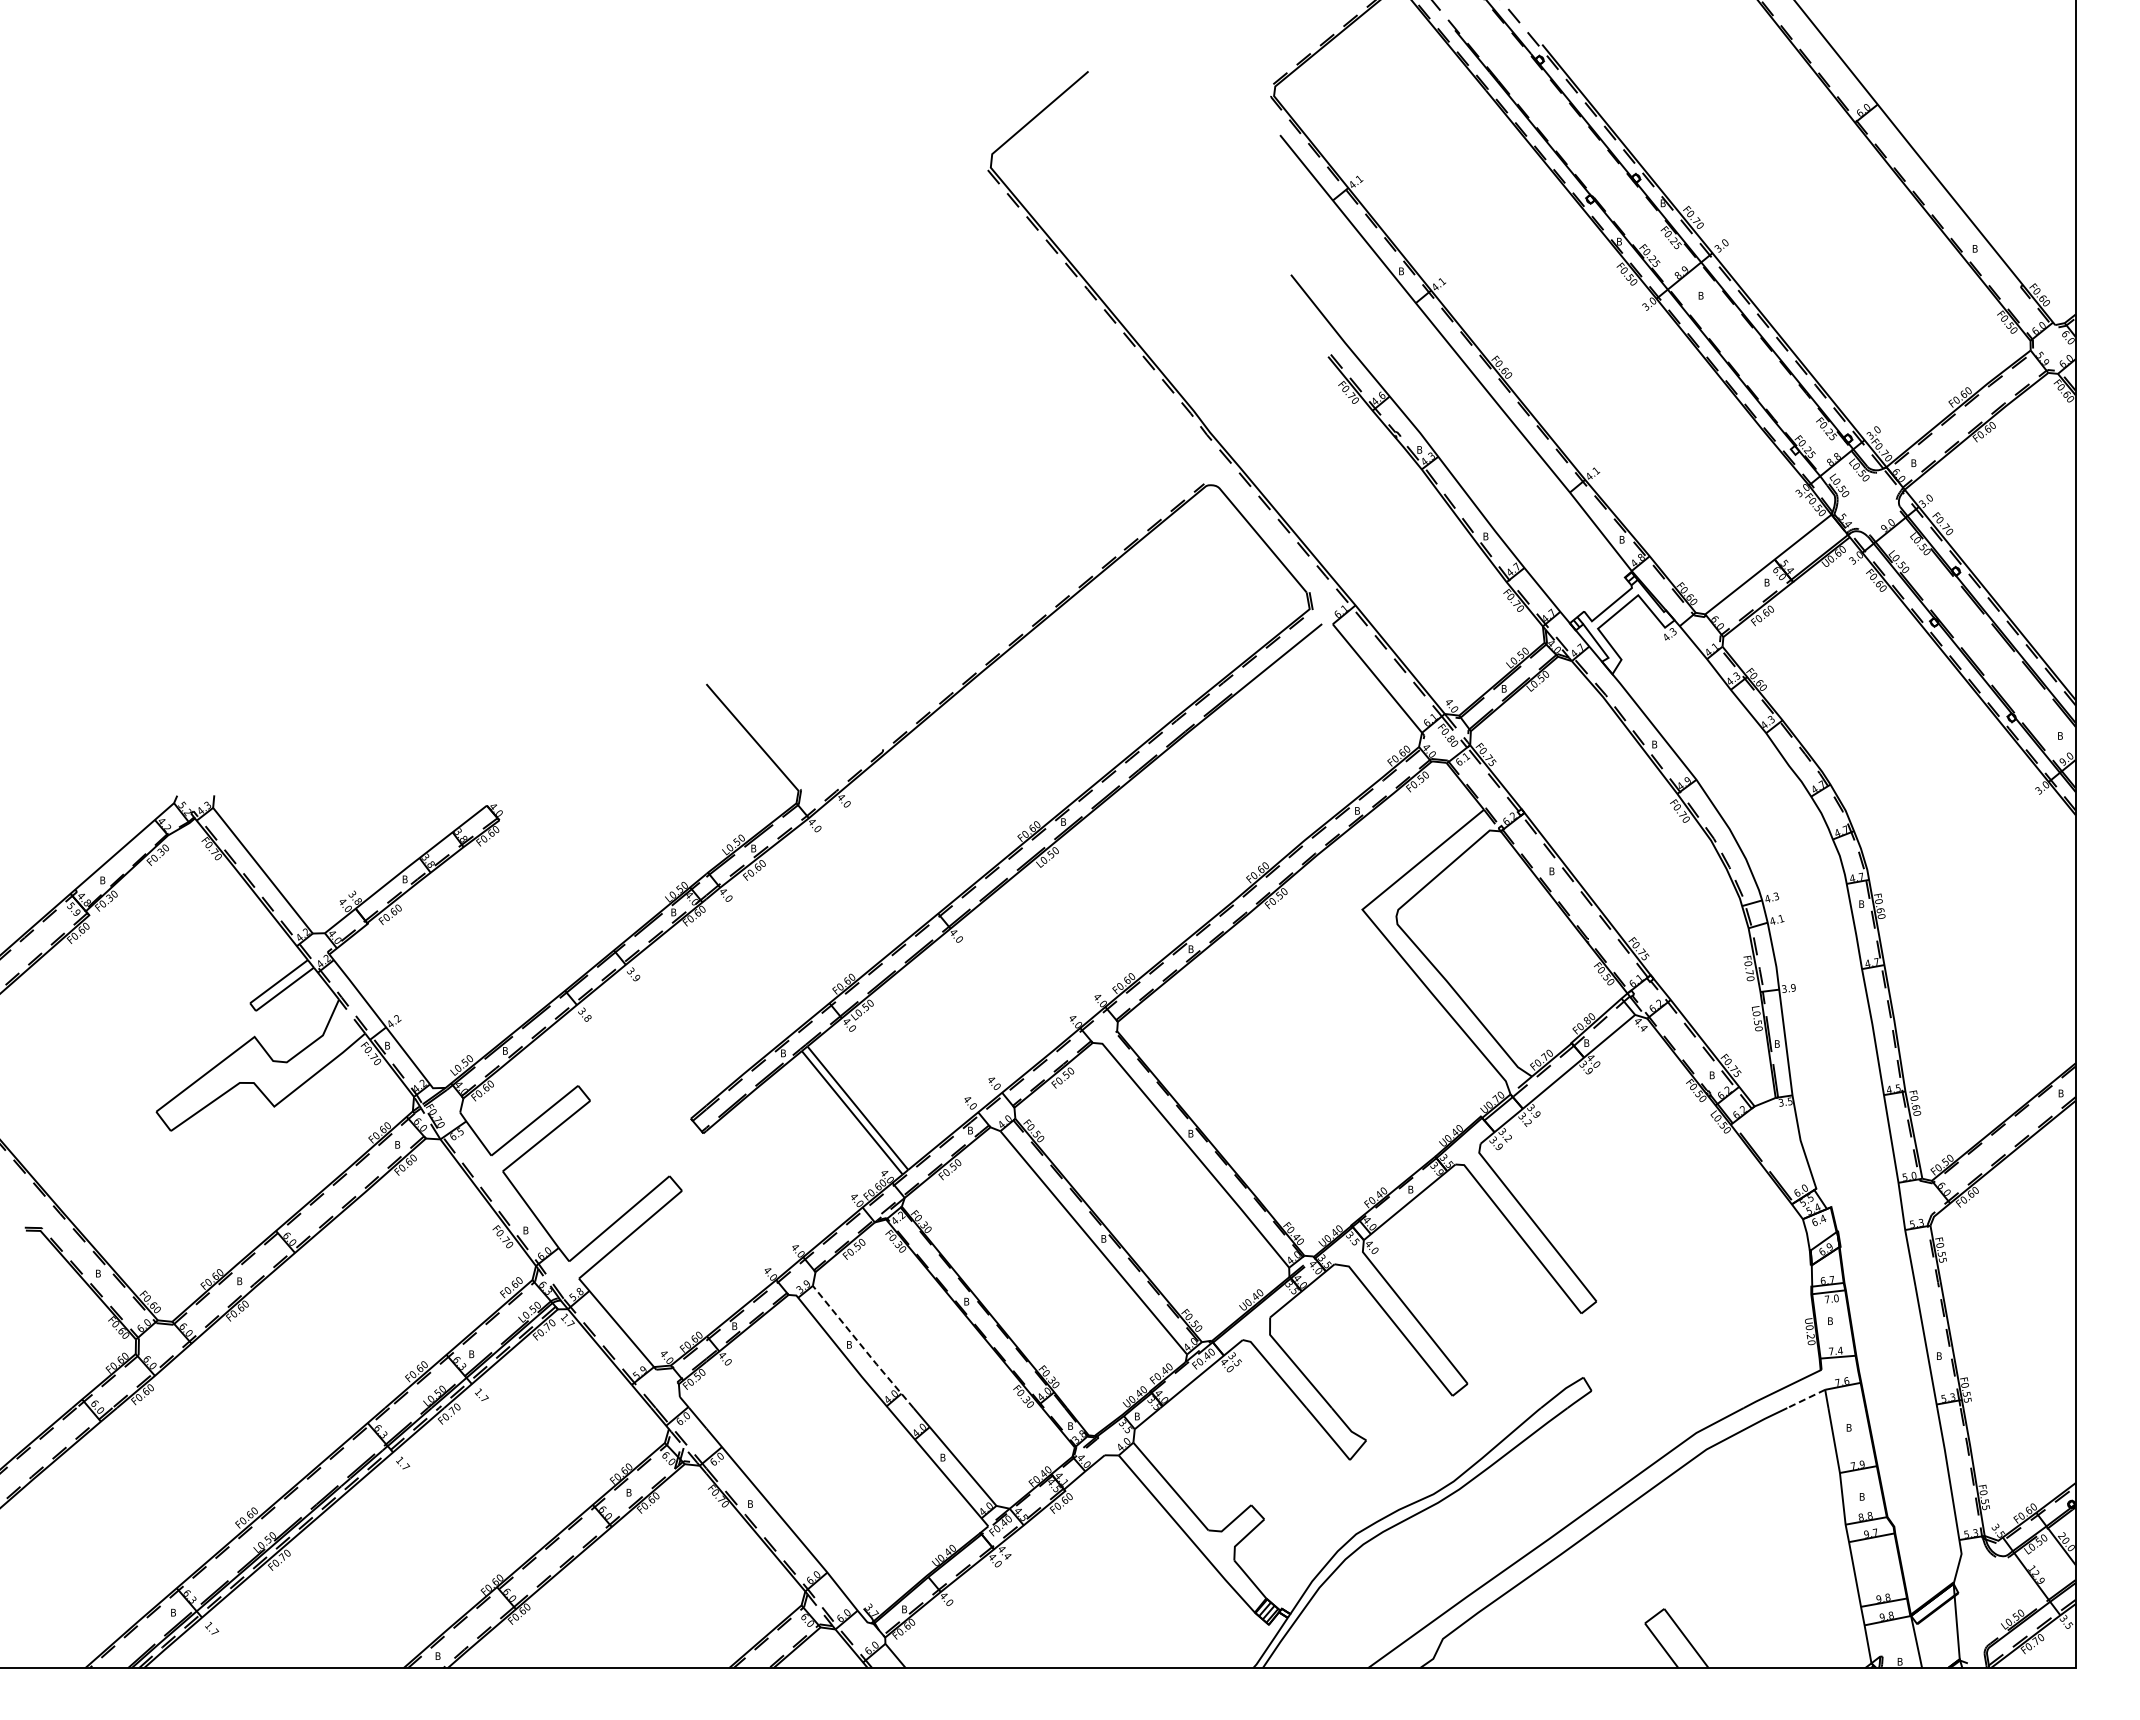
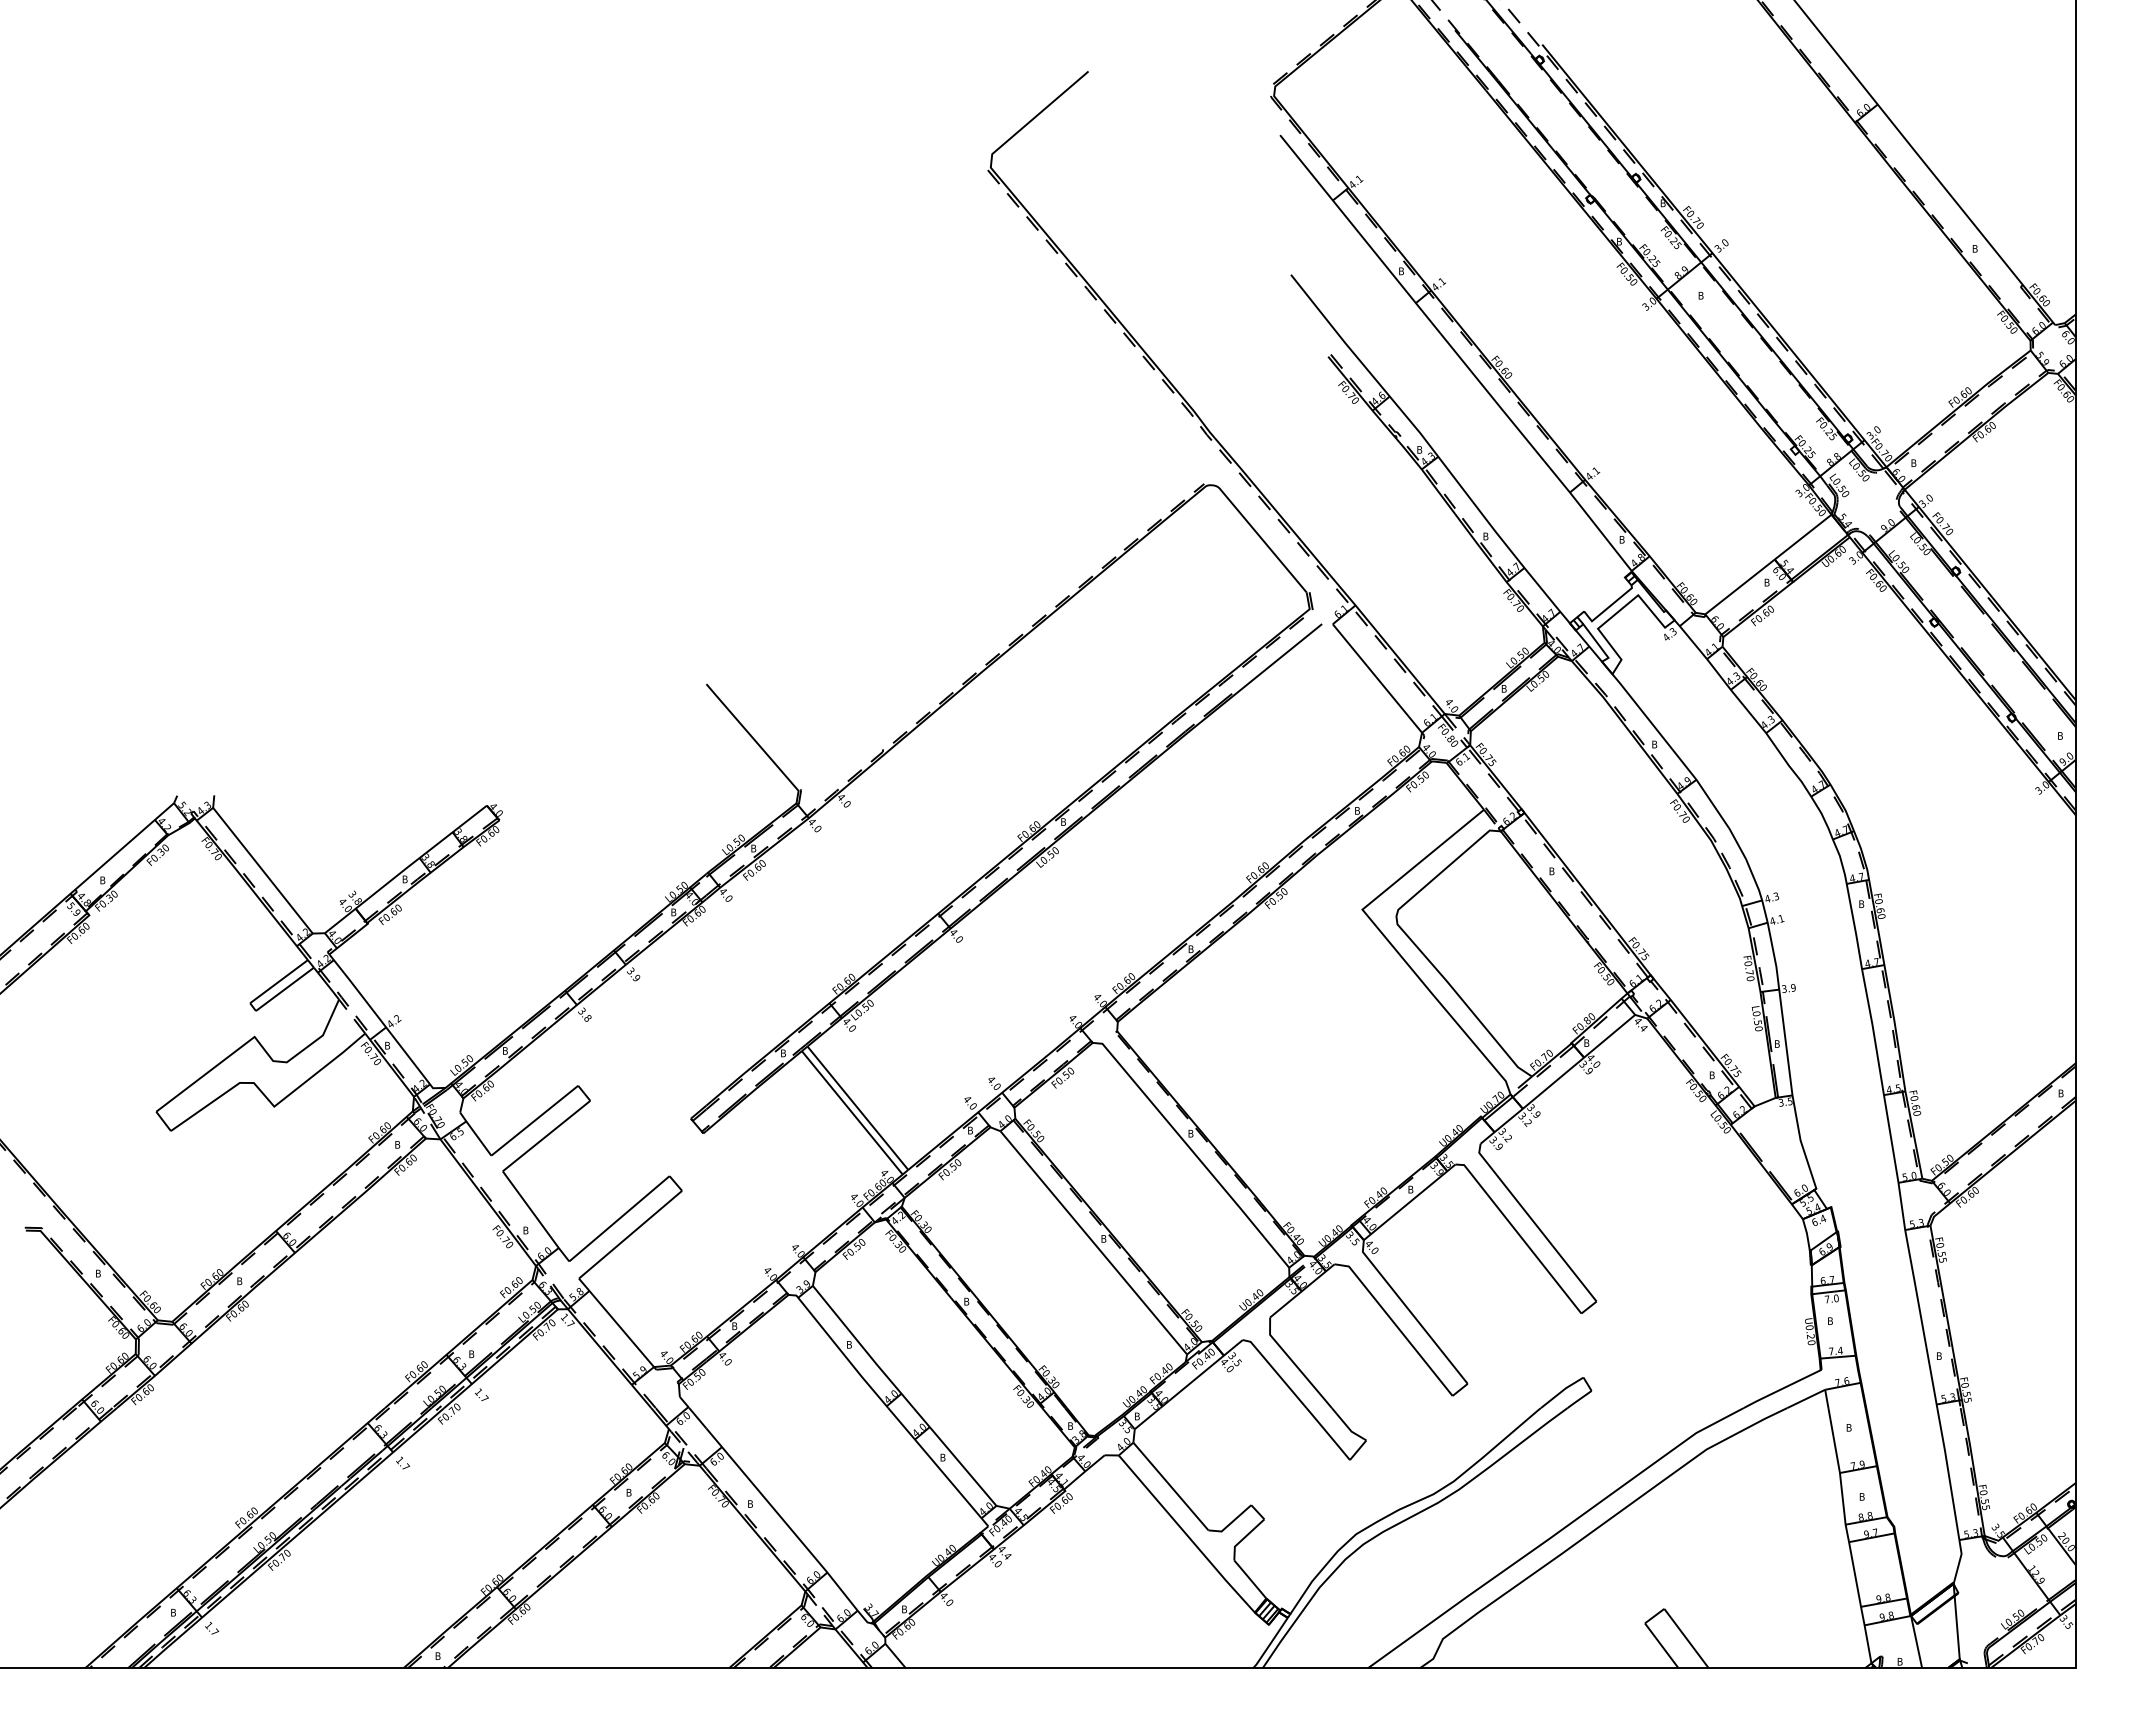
line: dashed -> solid (863, 1348)
line: dashed -> solid (1805, 1399)
